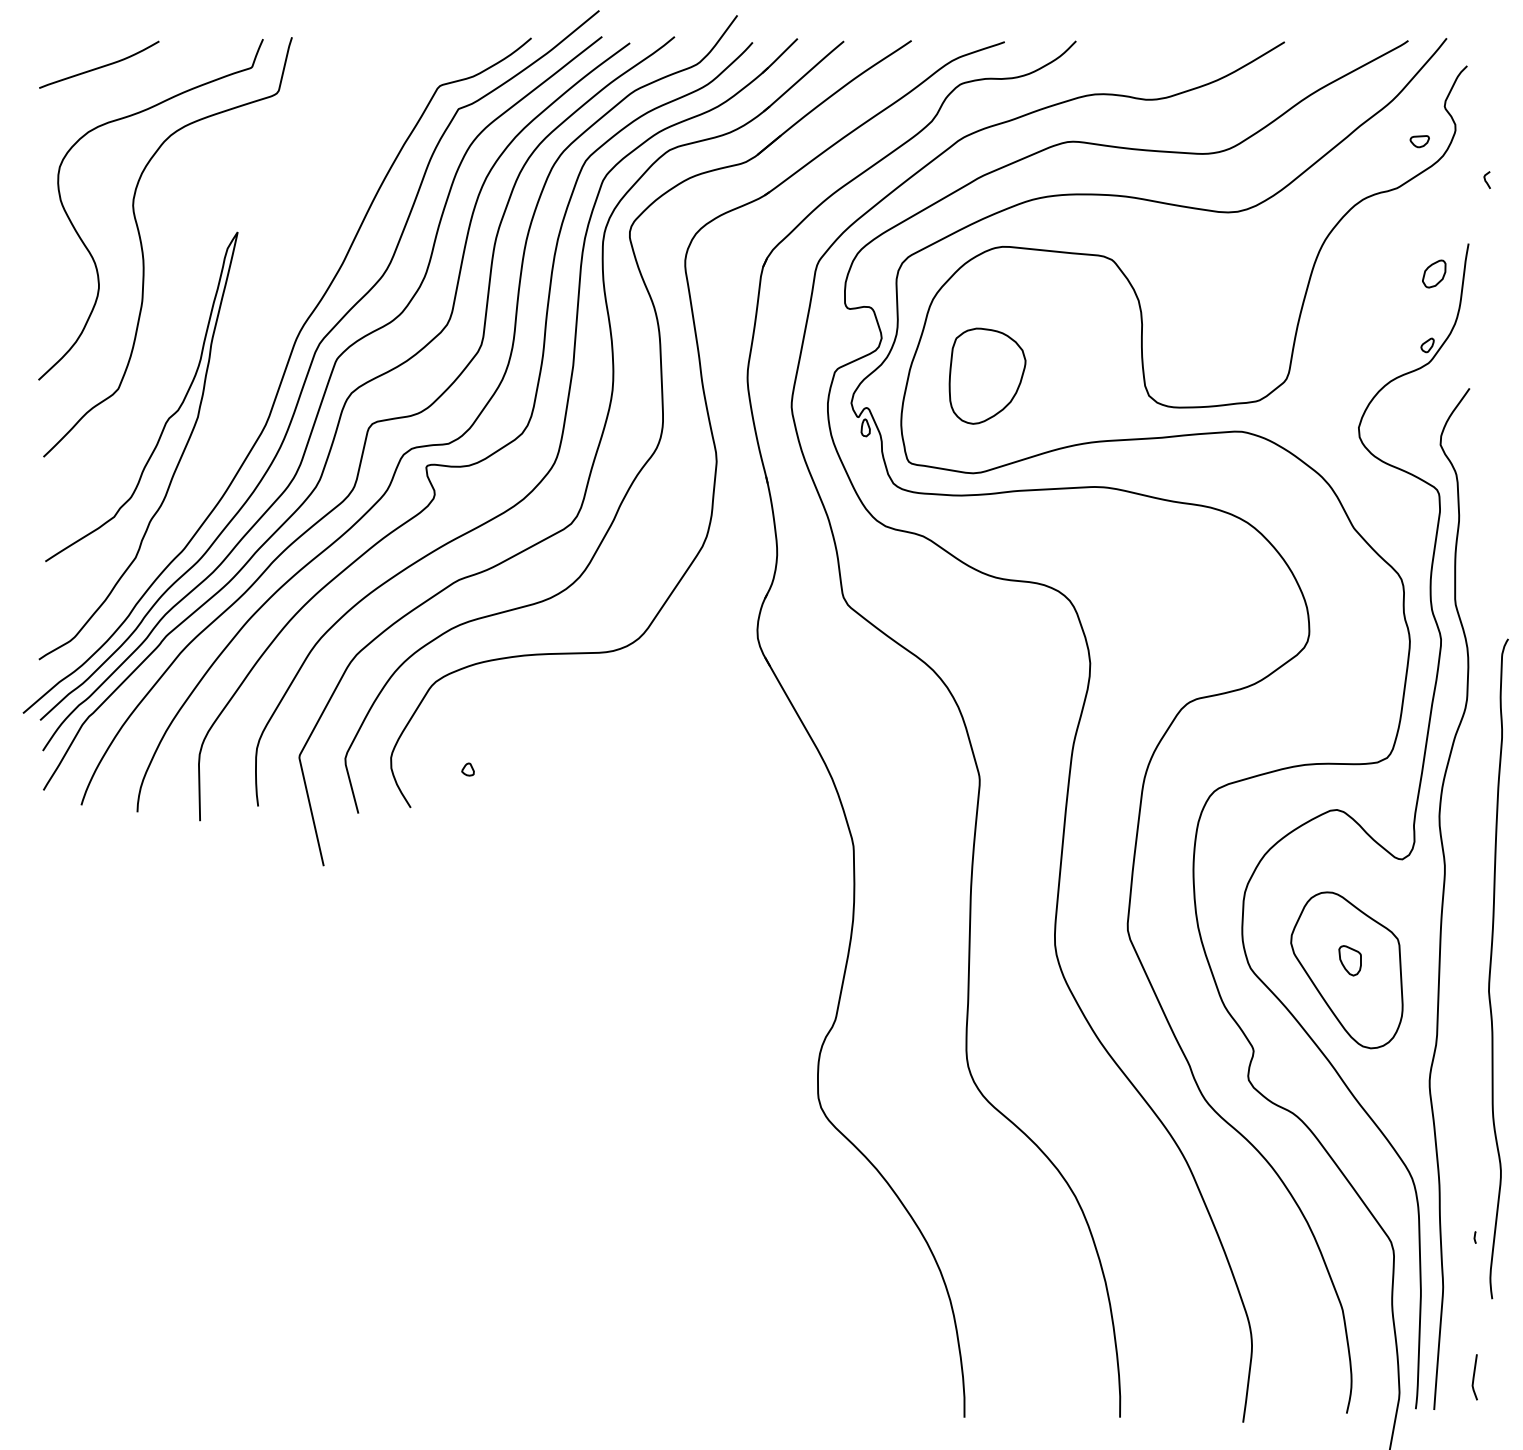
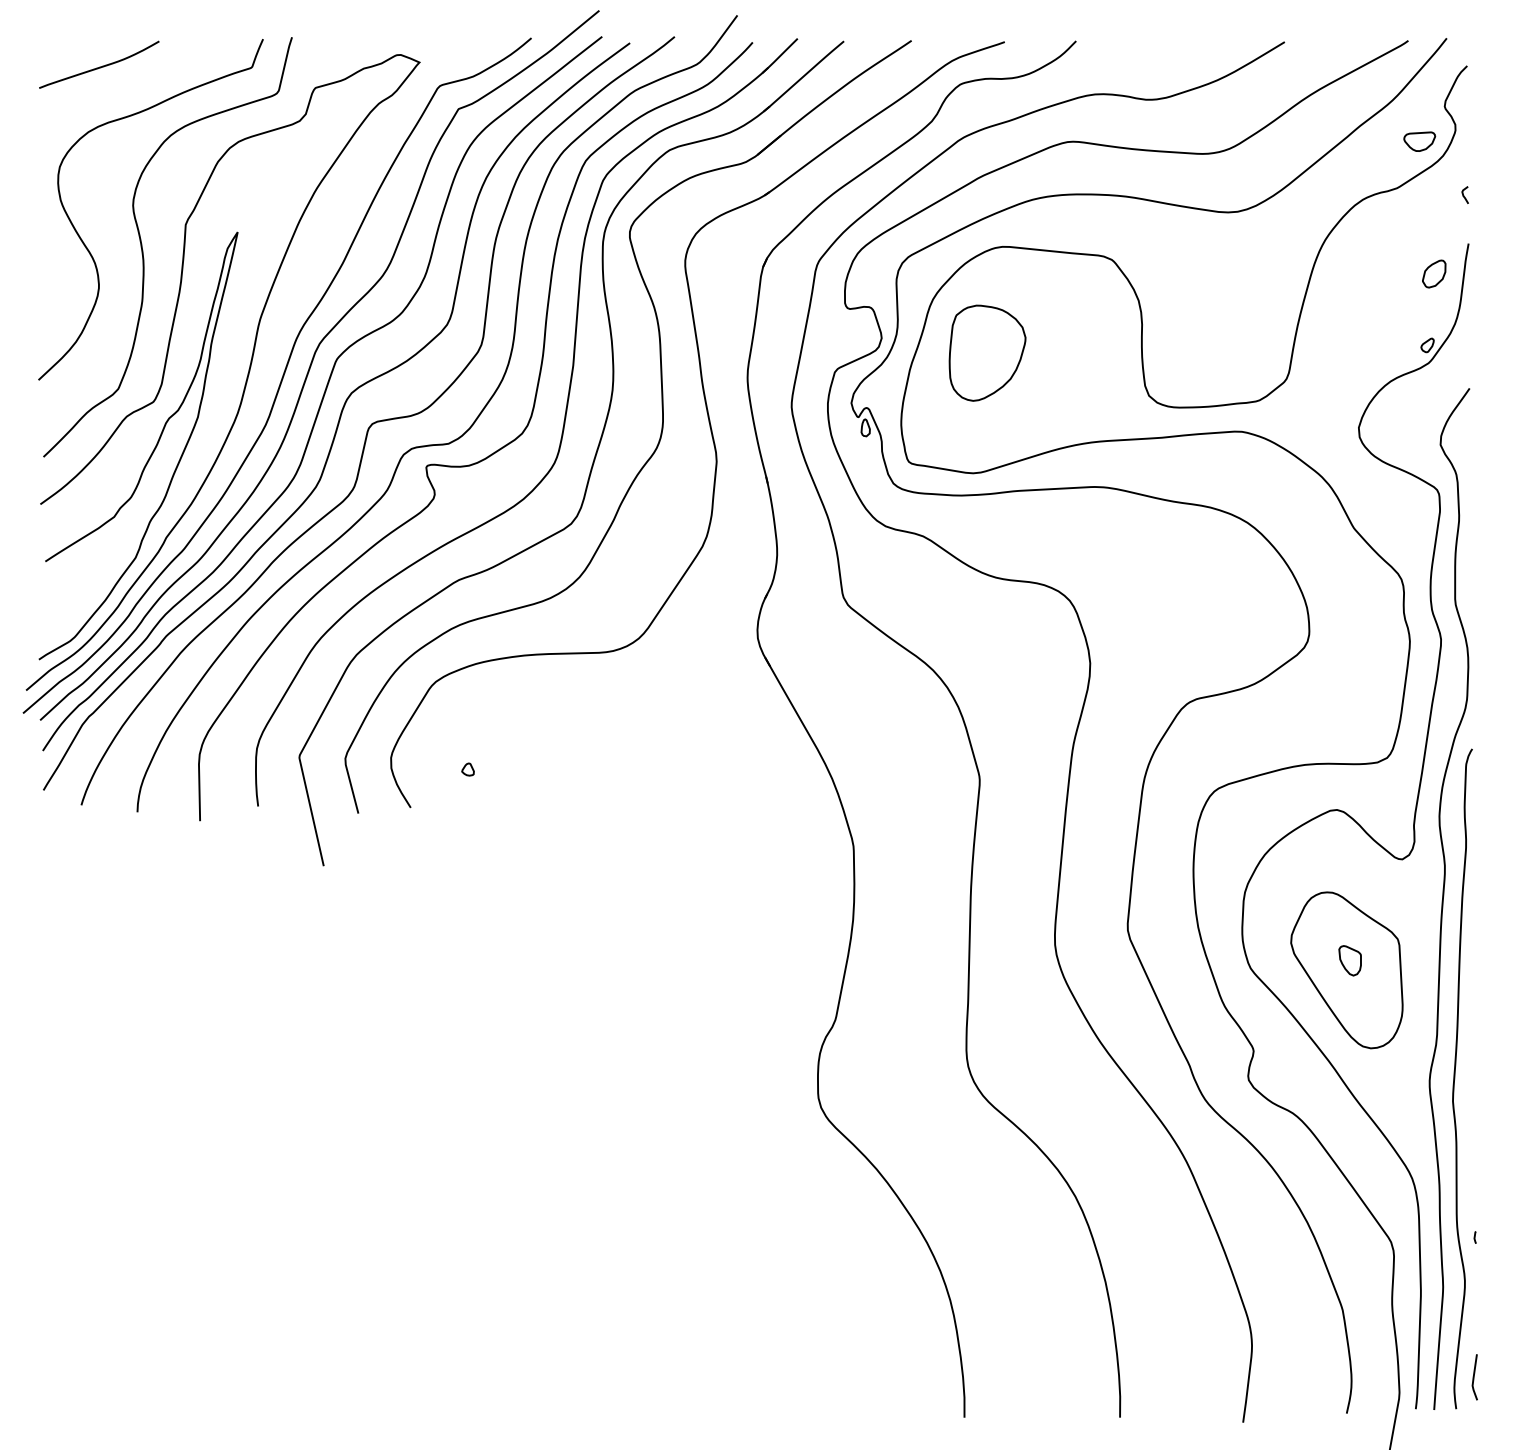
part size: 21x14 px -> 34x21 px (1419, 141)
curve position: (1485, 179) -> (1463, 194) (1463, 194)
part position: (987, 375) -> (987, 352) (987, 352)
curve: none -> present (246, 377)
curve position: (1491, 968) -> (1455, 1078) (1455, 1078)
